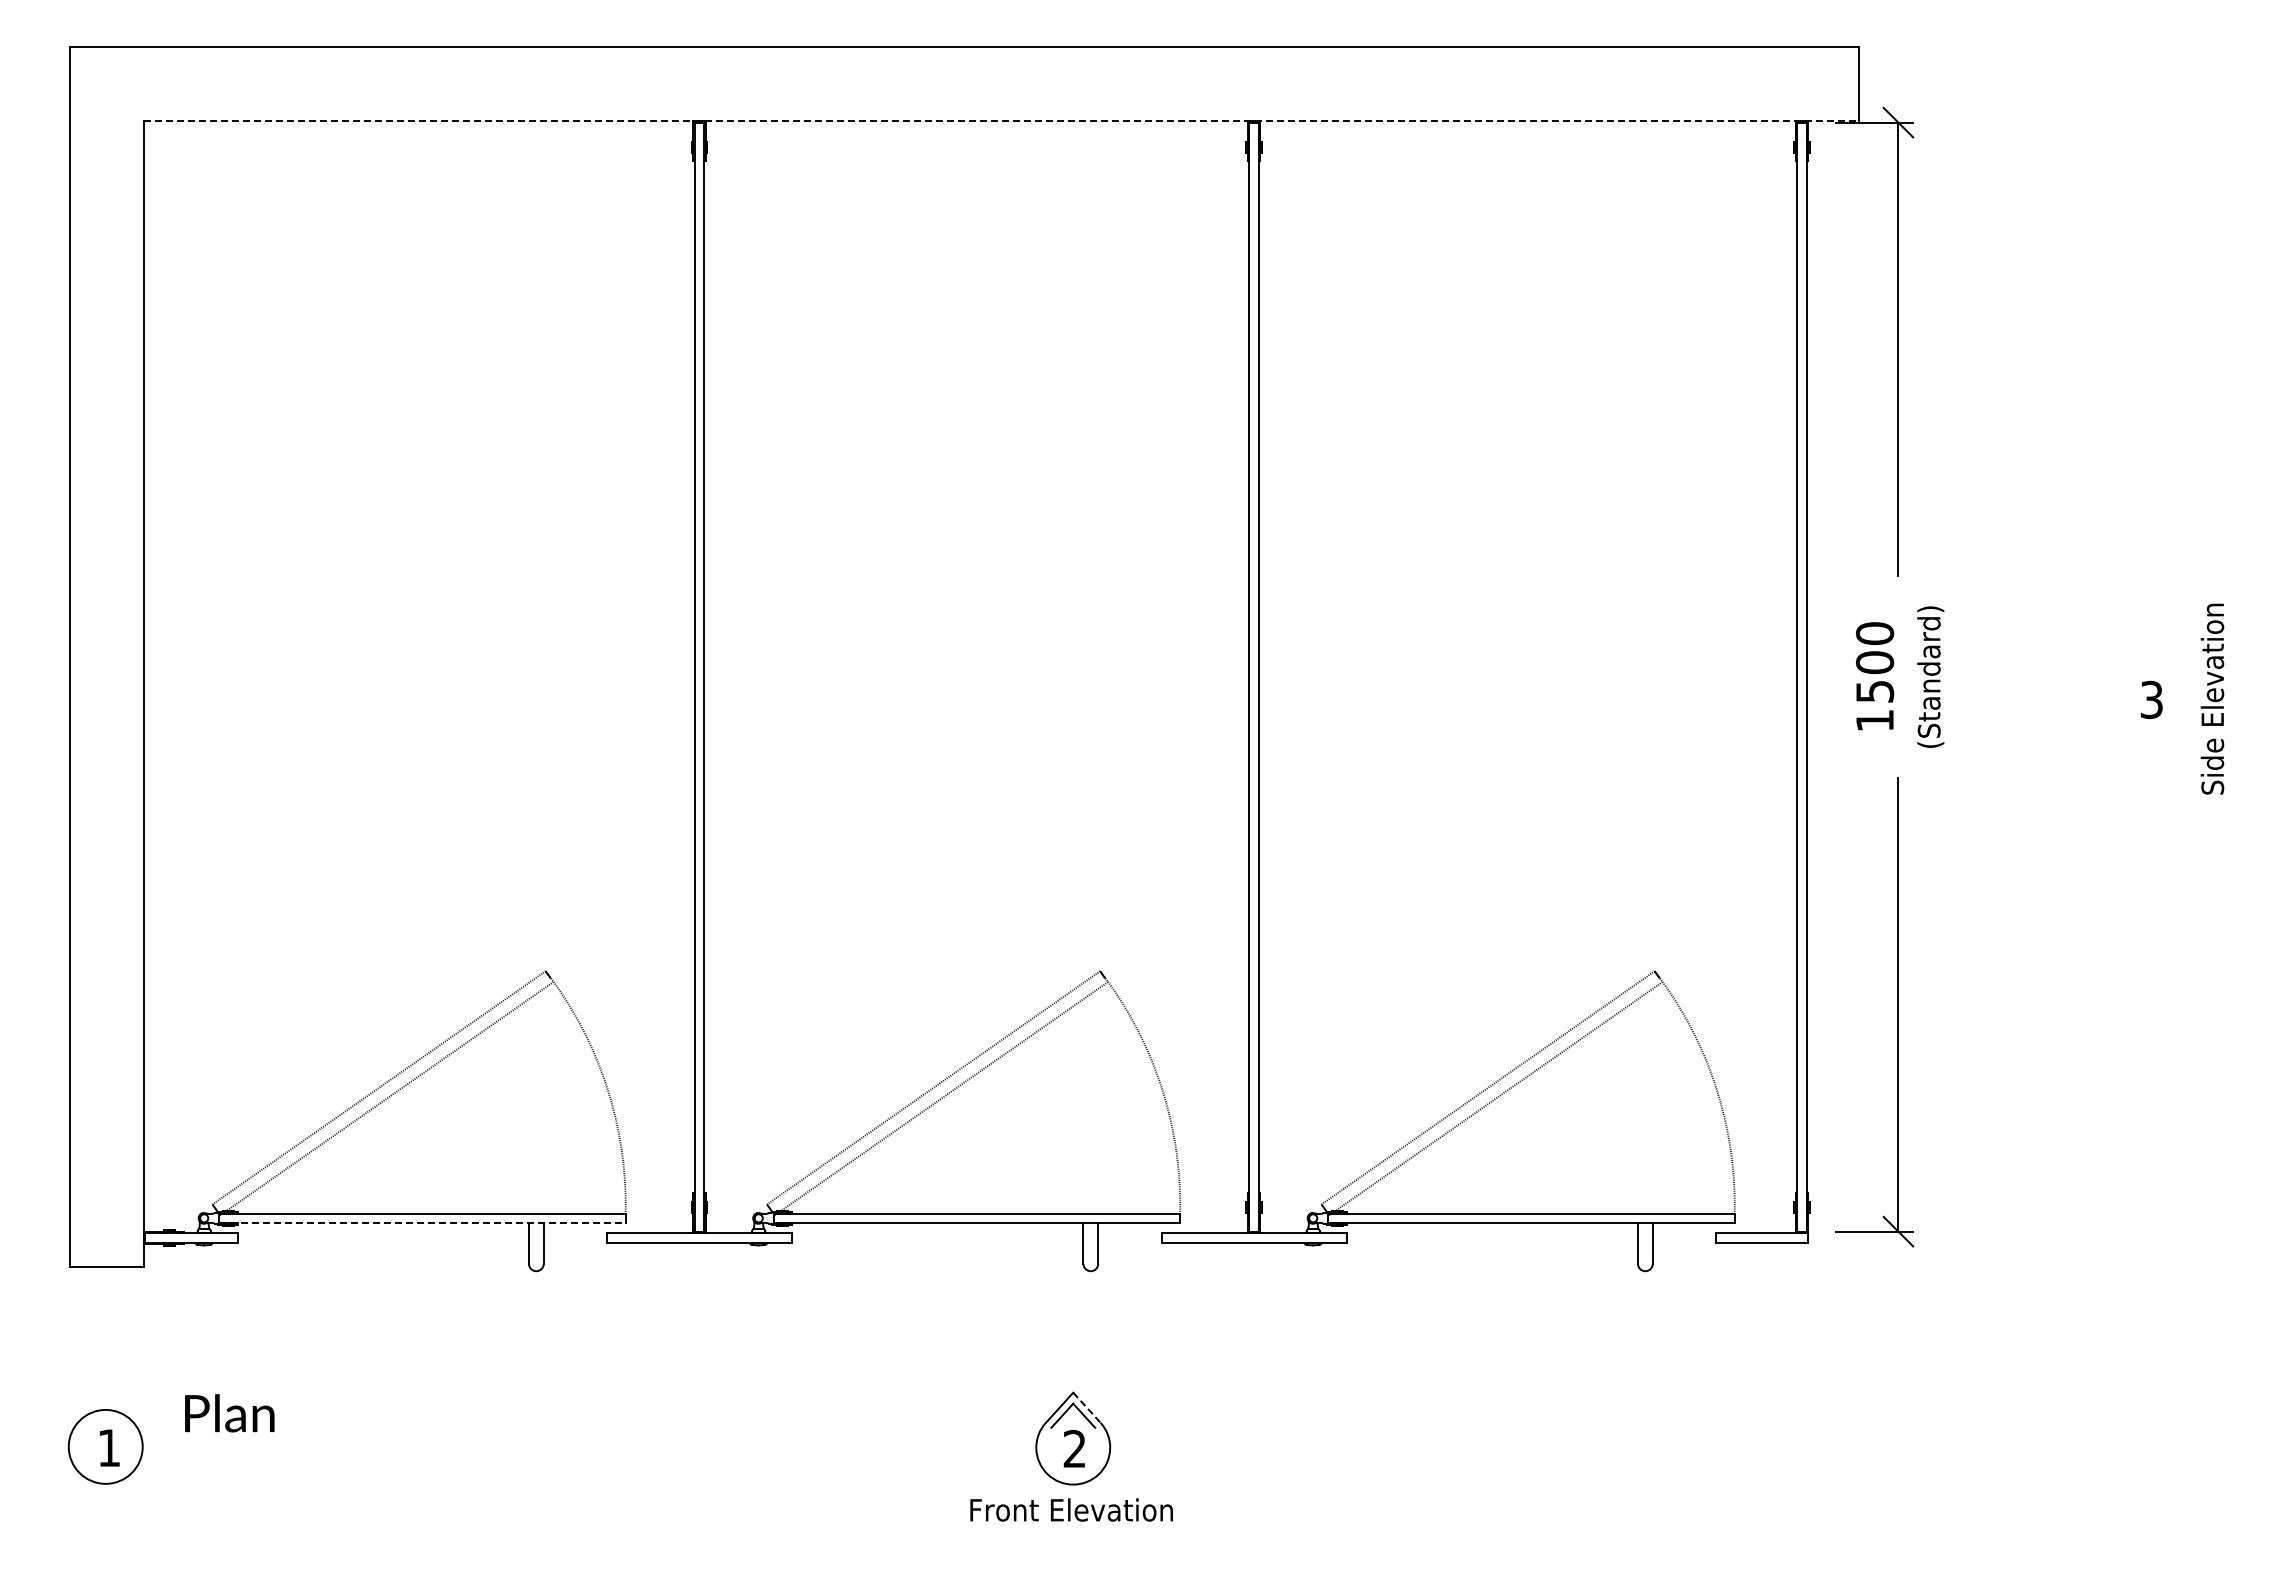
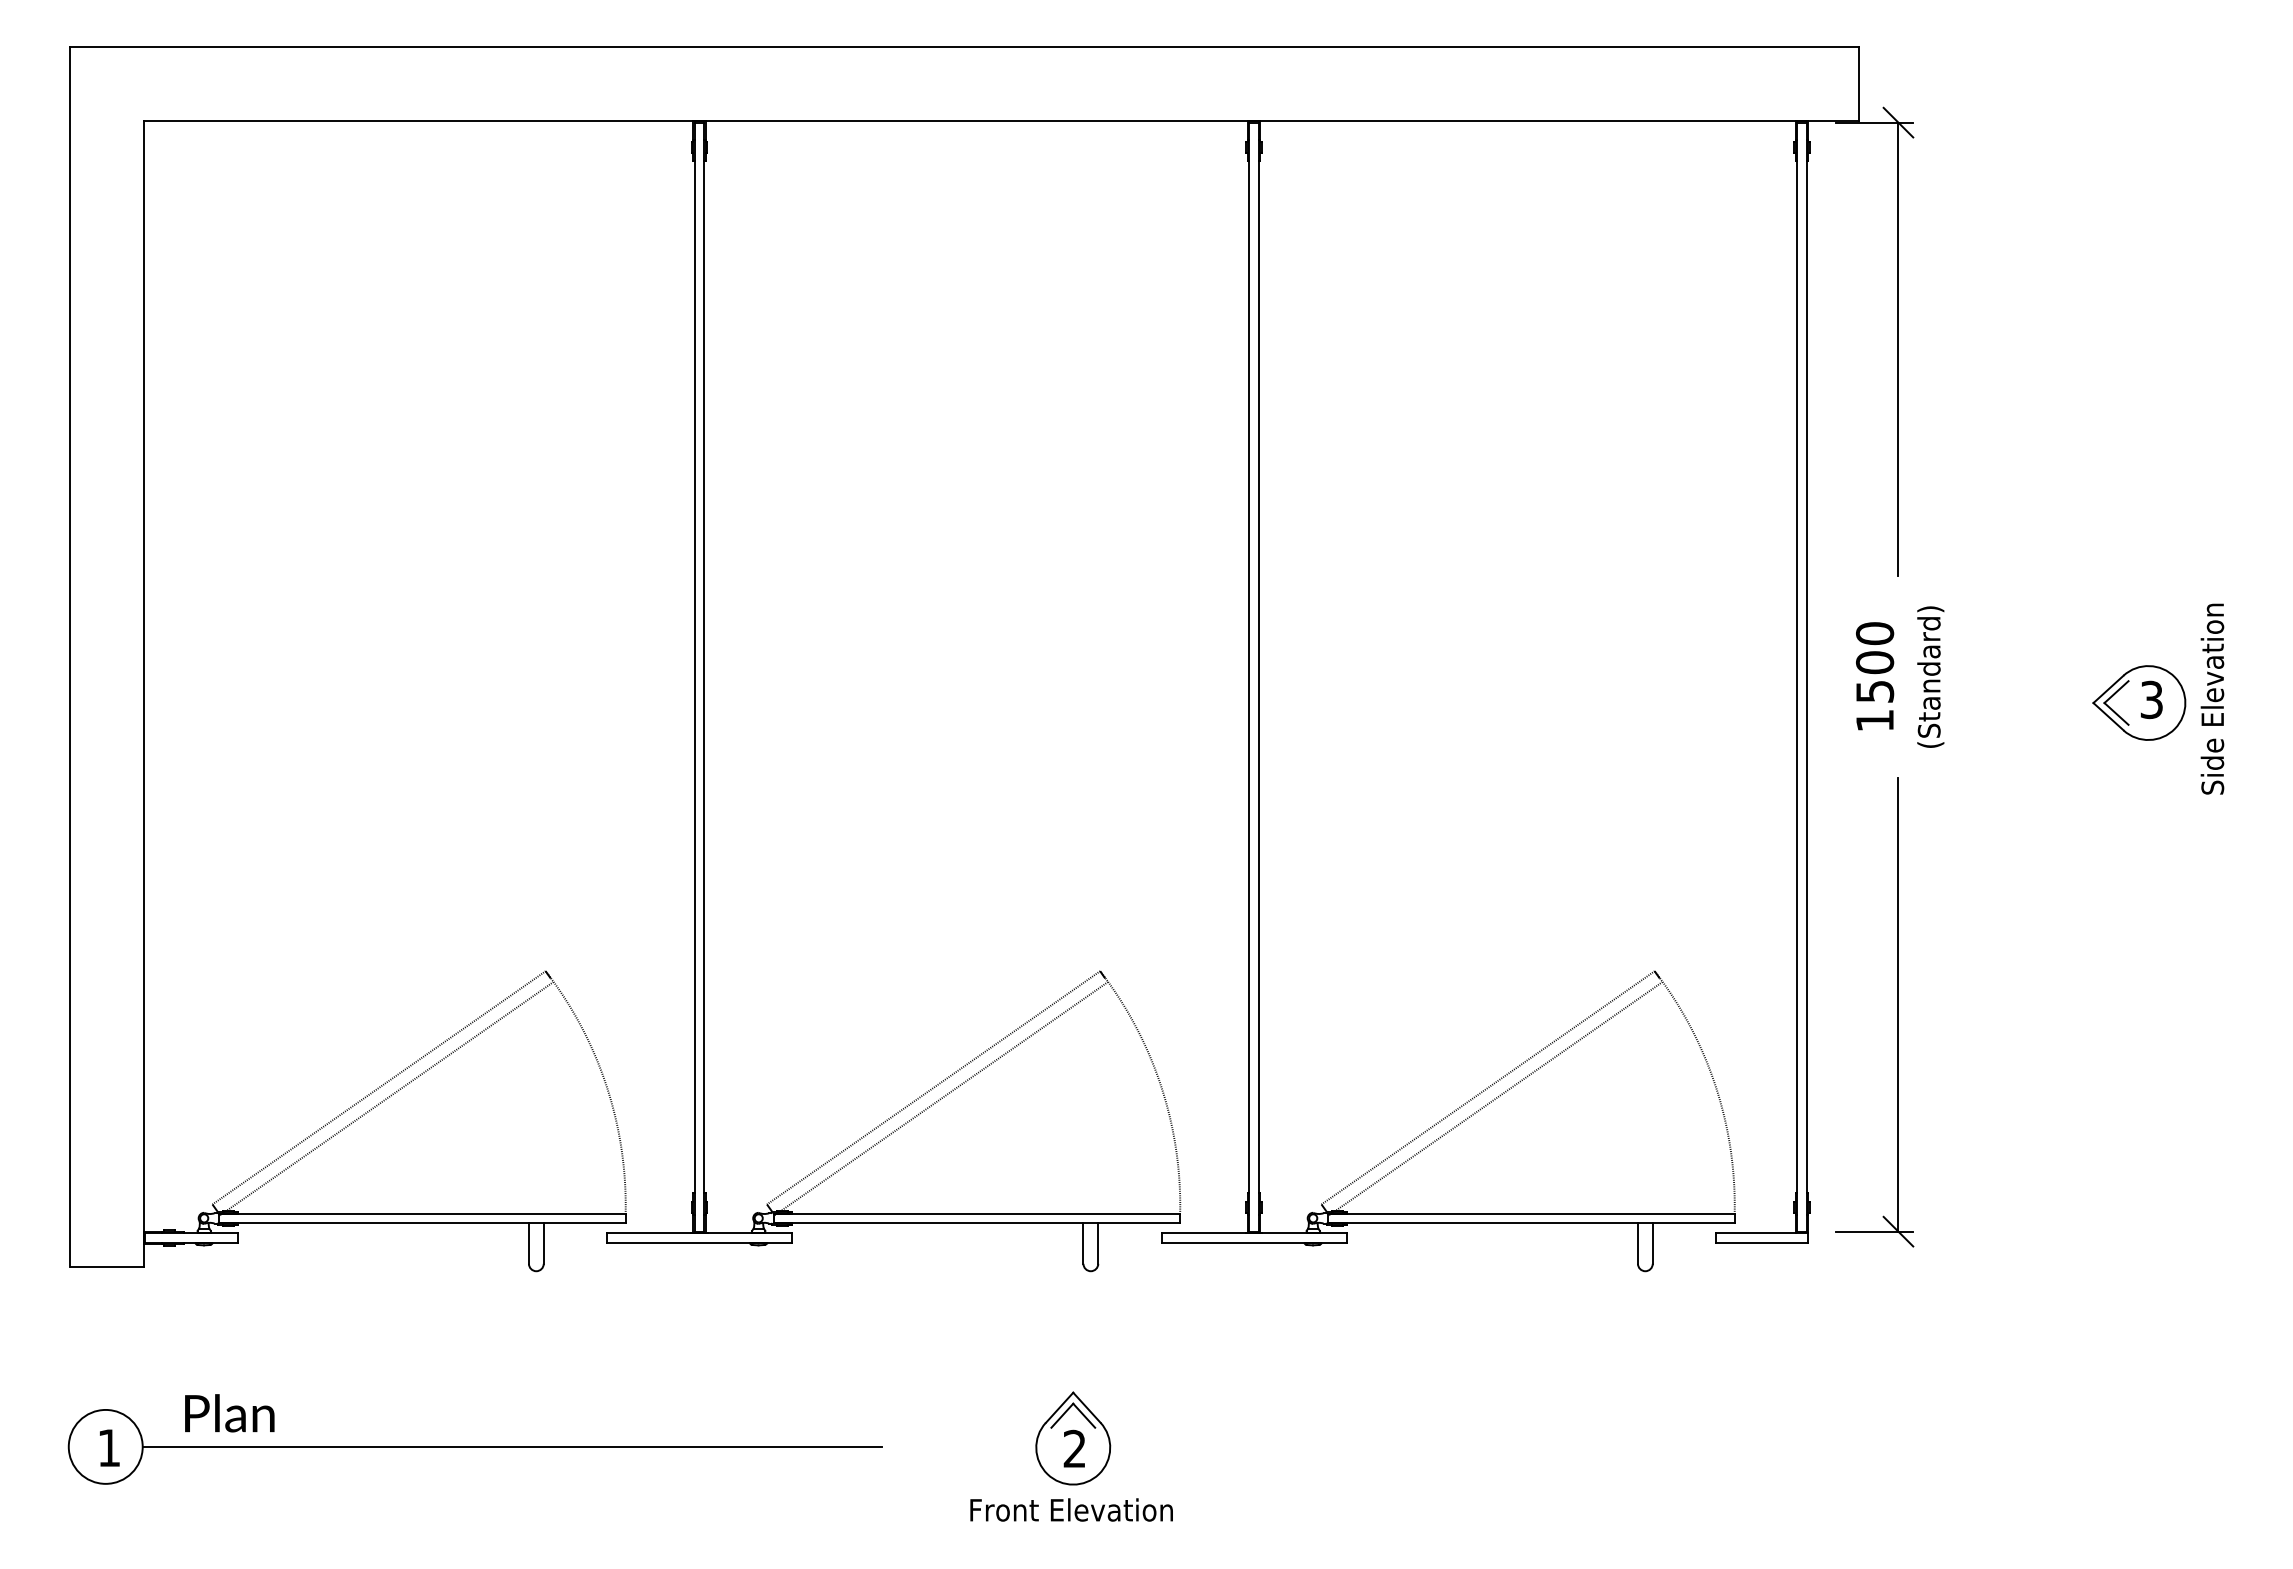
line: dashed -> solid (1001, 121)
part: none -> present (2139, 702)
line: dashed -> solid (422, 1223)
line: dashed -> solid (1087, 1408)
line: none -> present (512, 1446)
